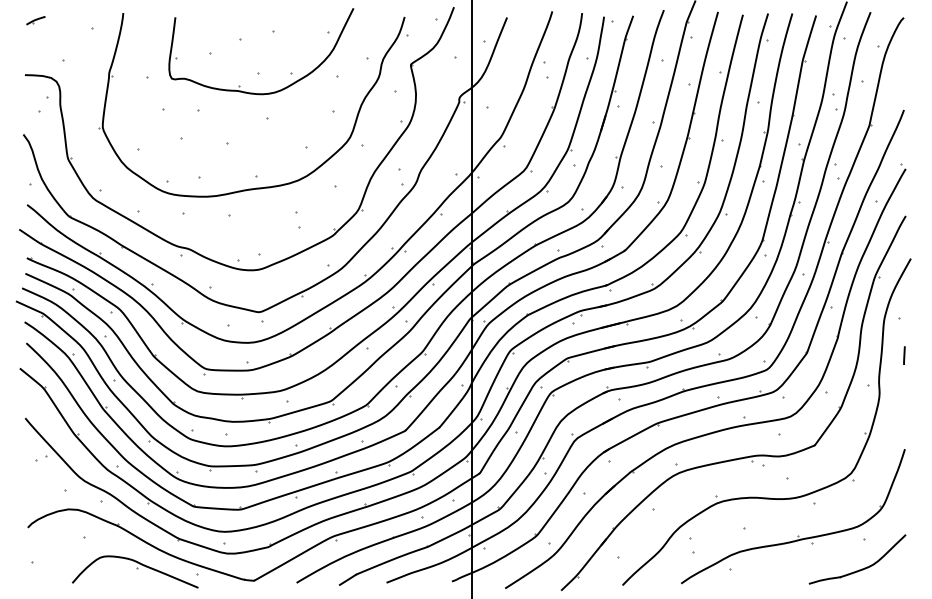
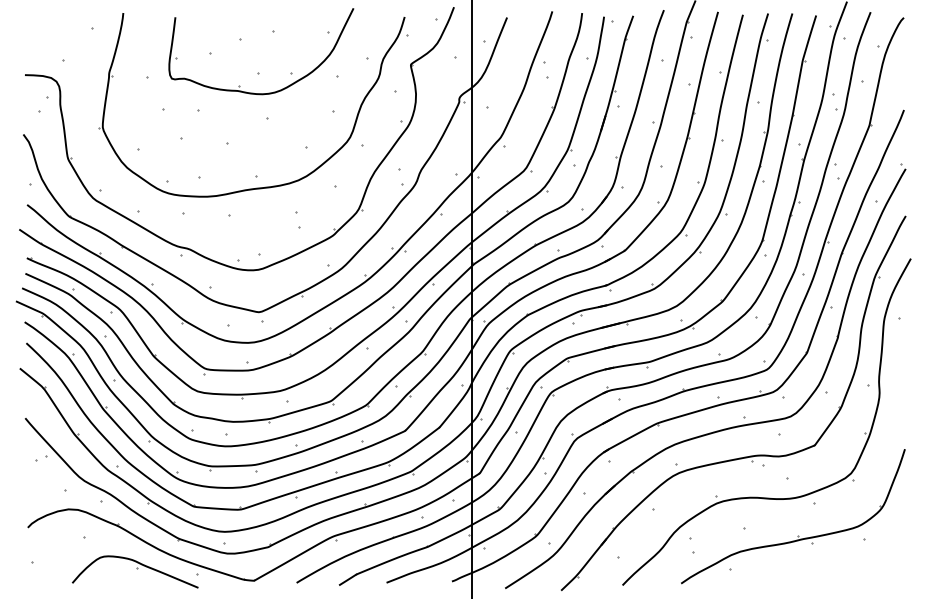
part: present -> none (35, 20)
line: present -> none (904, 355)
part: present -> none (859, 569)
